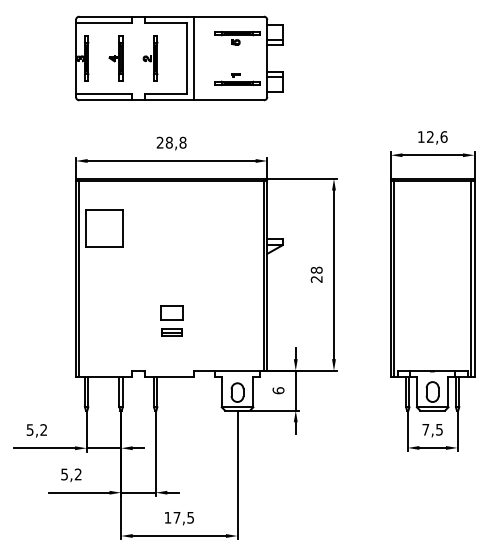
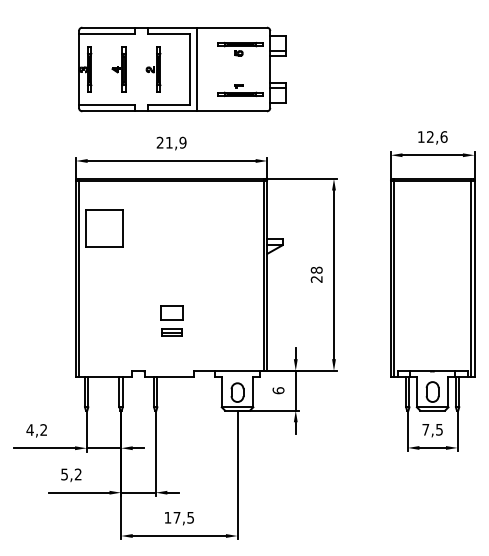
part position: (179, 58) -> (182, 69) (182, 69)
text: 28,8 -> 21,9 (175, 142)
text: 5,2 -> 4,2 (29, 429)
